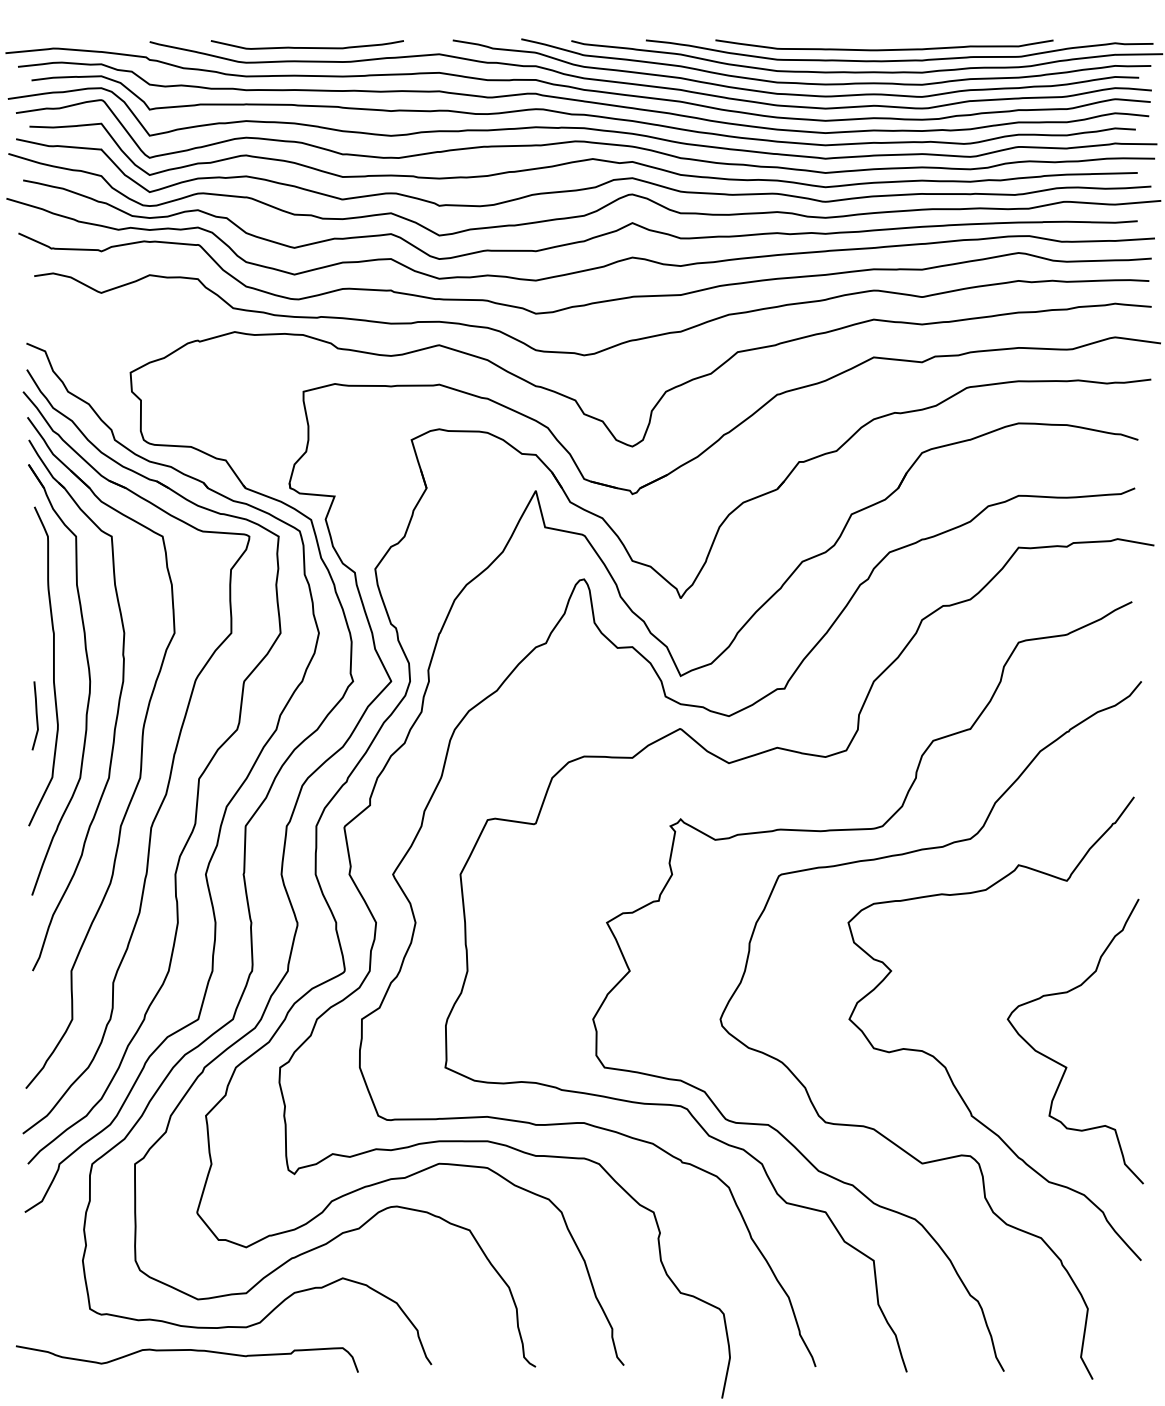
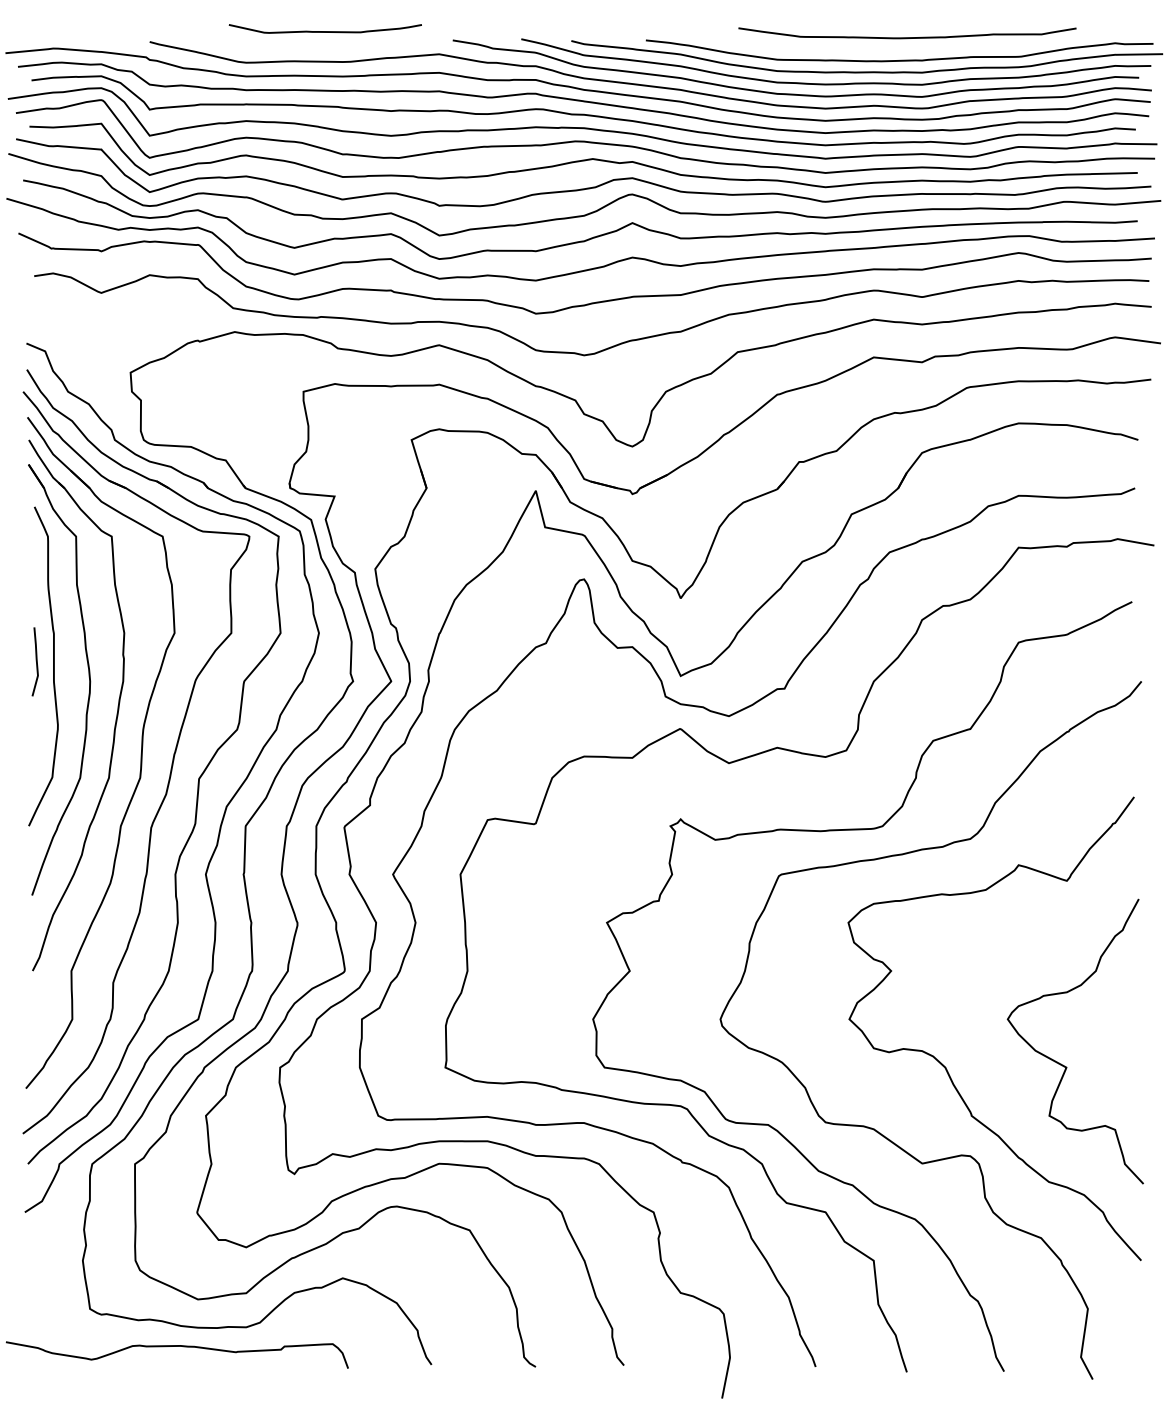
curve position: (306, 47) -> (324, 31) (324, 31)
curve position: (884, 49) -> (907, 37) (907, 37)
line position: (35, 714) -> (35, 660) (35, 660)
curve position: (187, 1350) -> (177, 1346) (177, 1346)
